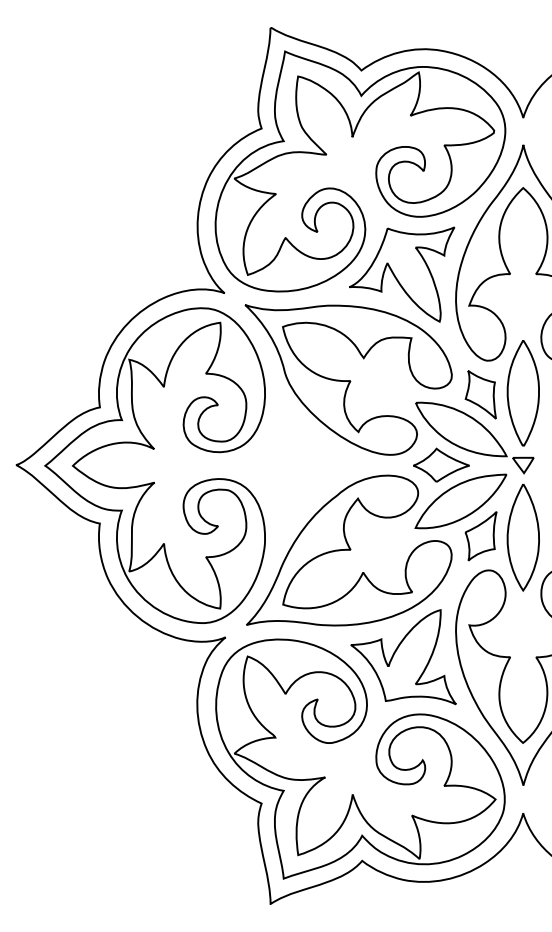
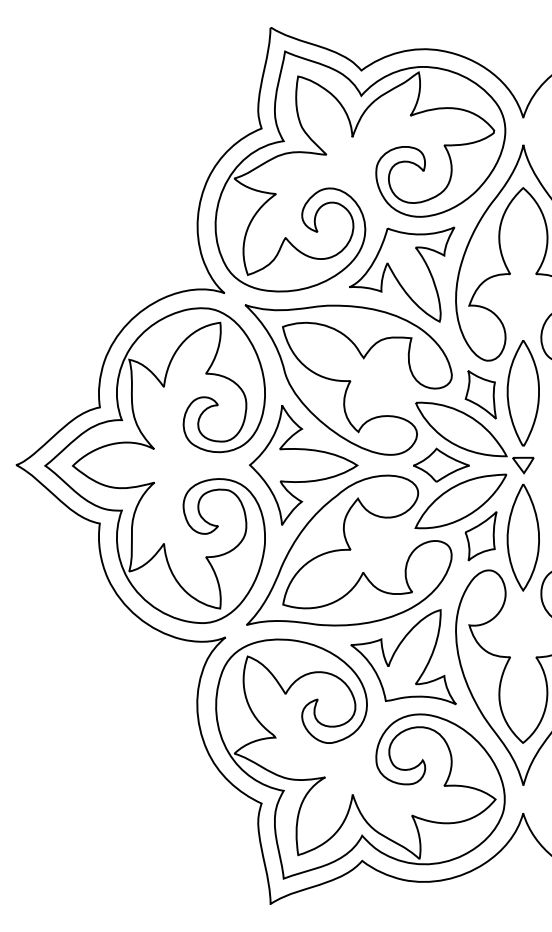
part: none -> present (303, 465)
